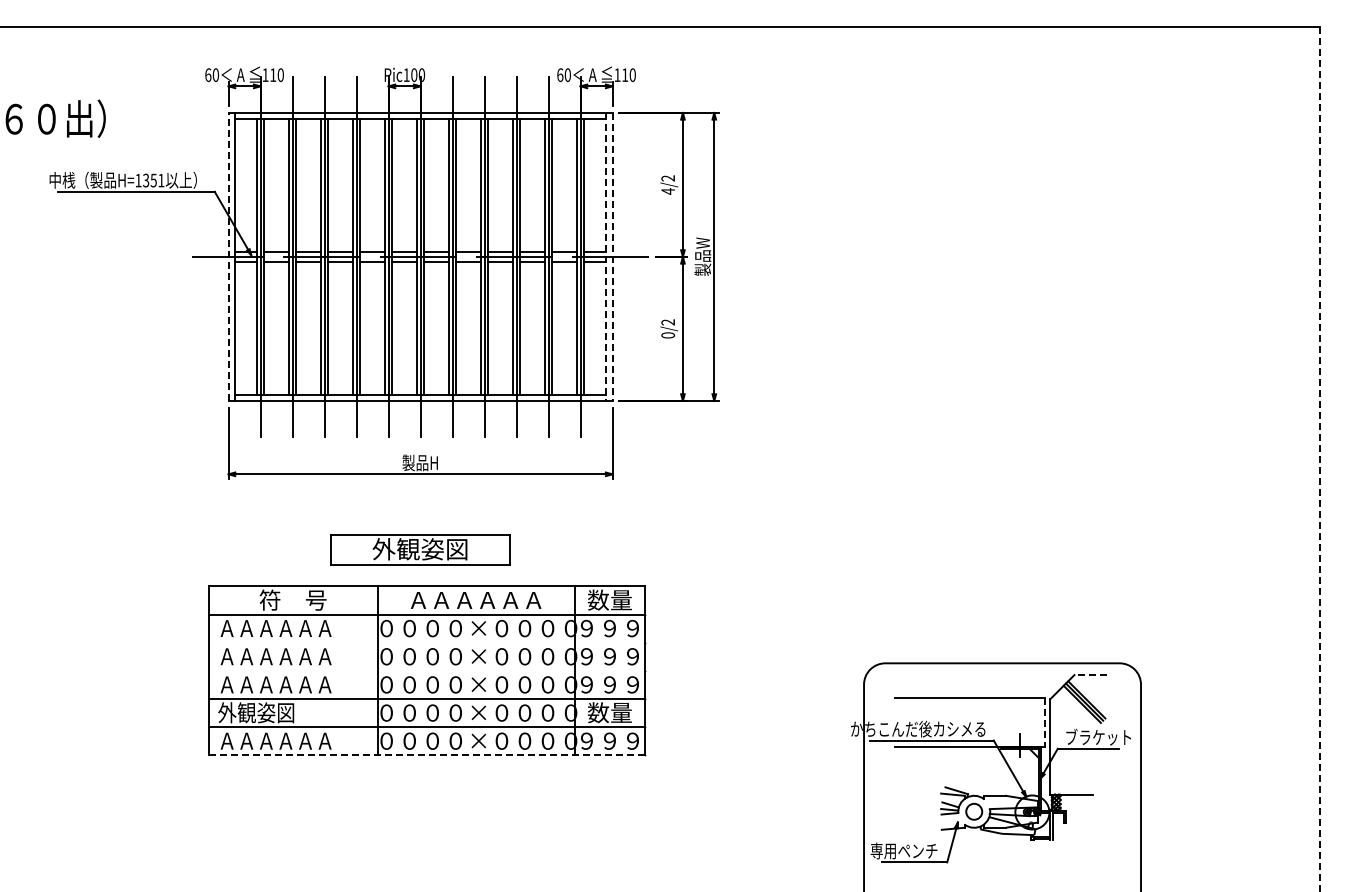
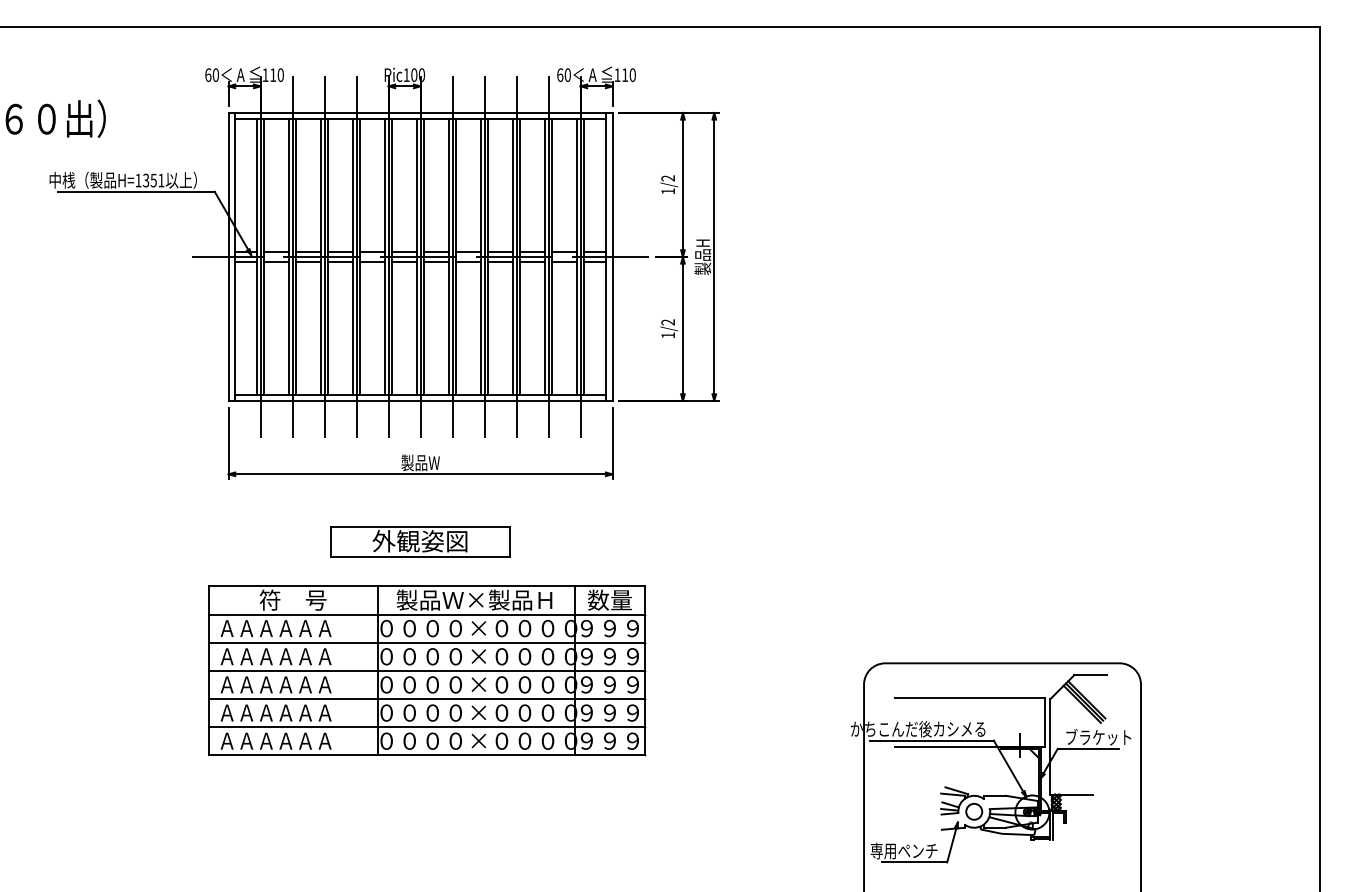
text: 4/2 -> 1/2 (667, 191)
line: dashed -> solid (228, 256)
line: dashed -> solid (606, 256)
line: dashed -> solid (612, 256)
text: 製品W -> 製品H (702, 256)
text: 0/2 -> 1/2 (668, 335)
line: dashed -> solid (1320, 459)
text: 製品H -> 製品W (420, 462)
part position: (420, 549) -> (420, 541) (420, 541)
text: ＡＡＡＡＡＡ -> 製品Ｗ×製品Ｈ (474, 599)
line: none -> present (426, 642)
line: none -> present (426, 670)
line: dashed -> solid (1090, 675)
text: 外観姿図 -> ＡＡＡＡＡＡ (274, 712)
text: 数量 -> ９９９ (609, 712)
line: dashed -> solid (1045, 723)
line: dashed -> solid (427, 755)
